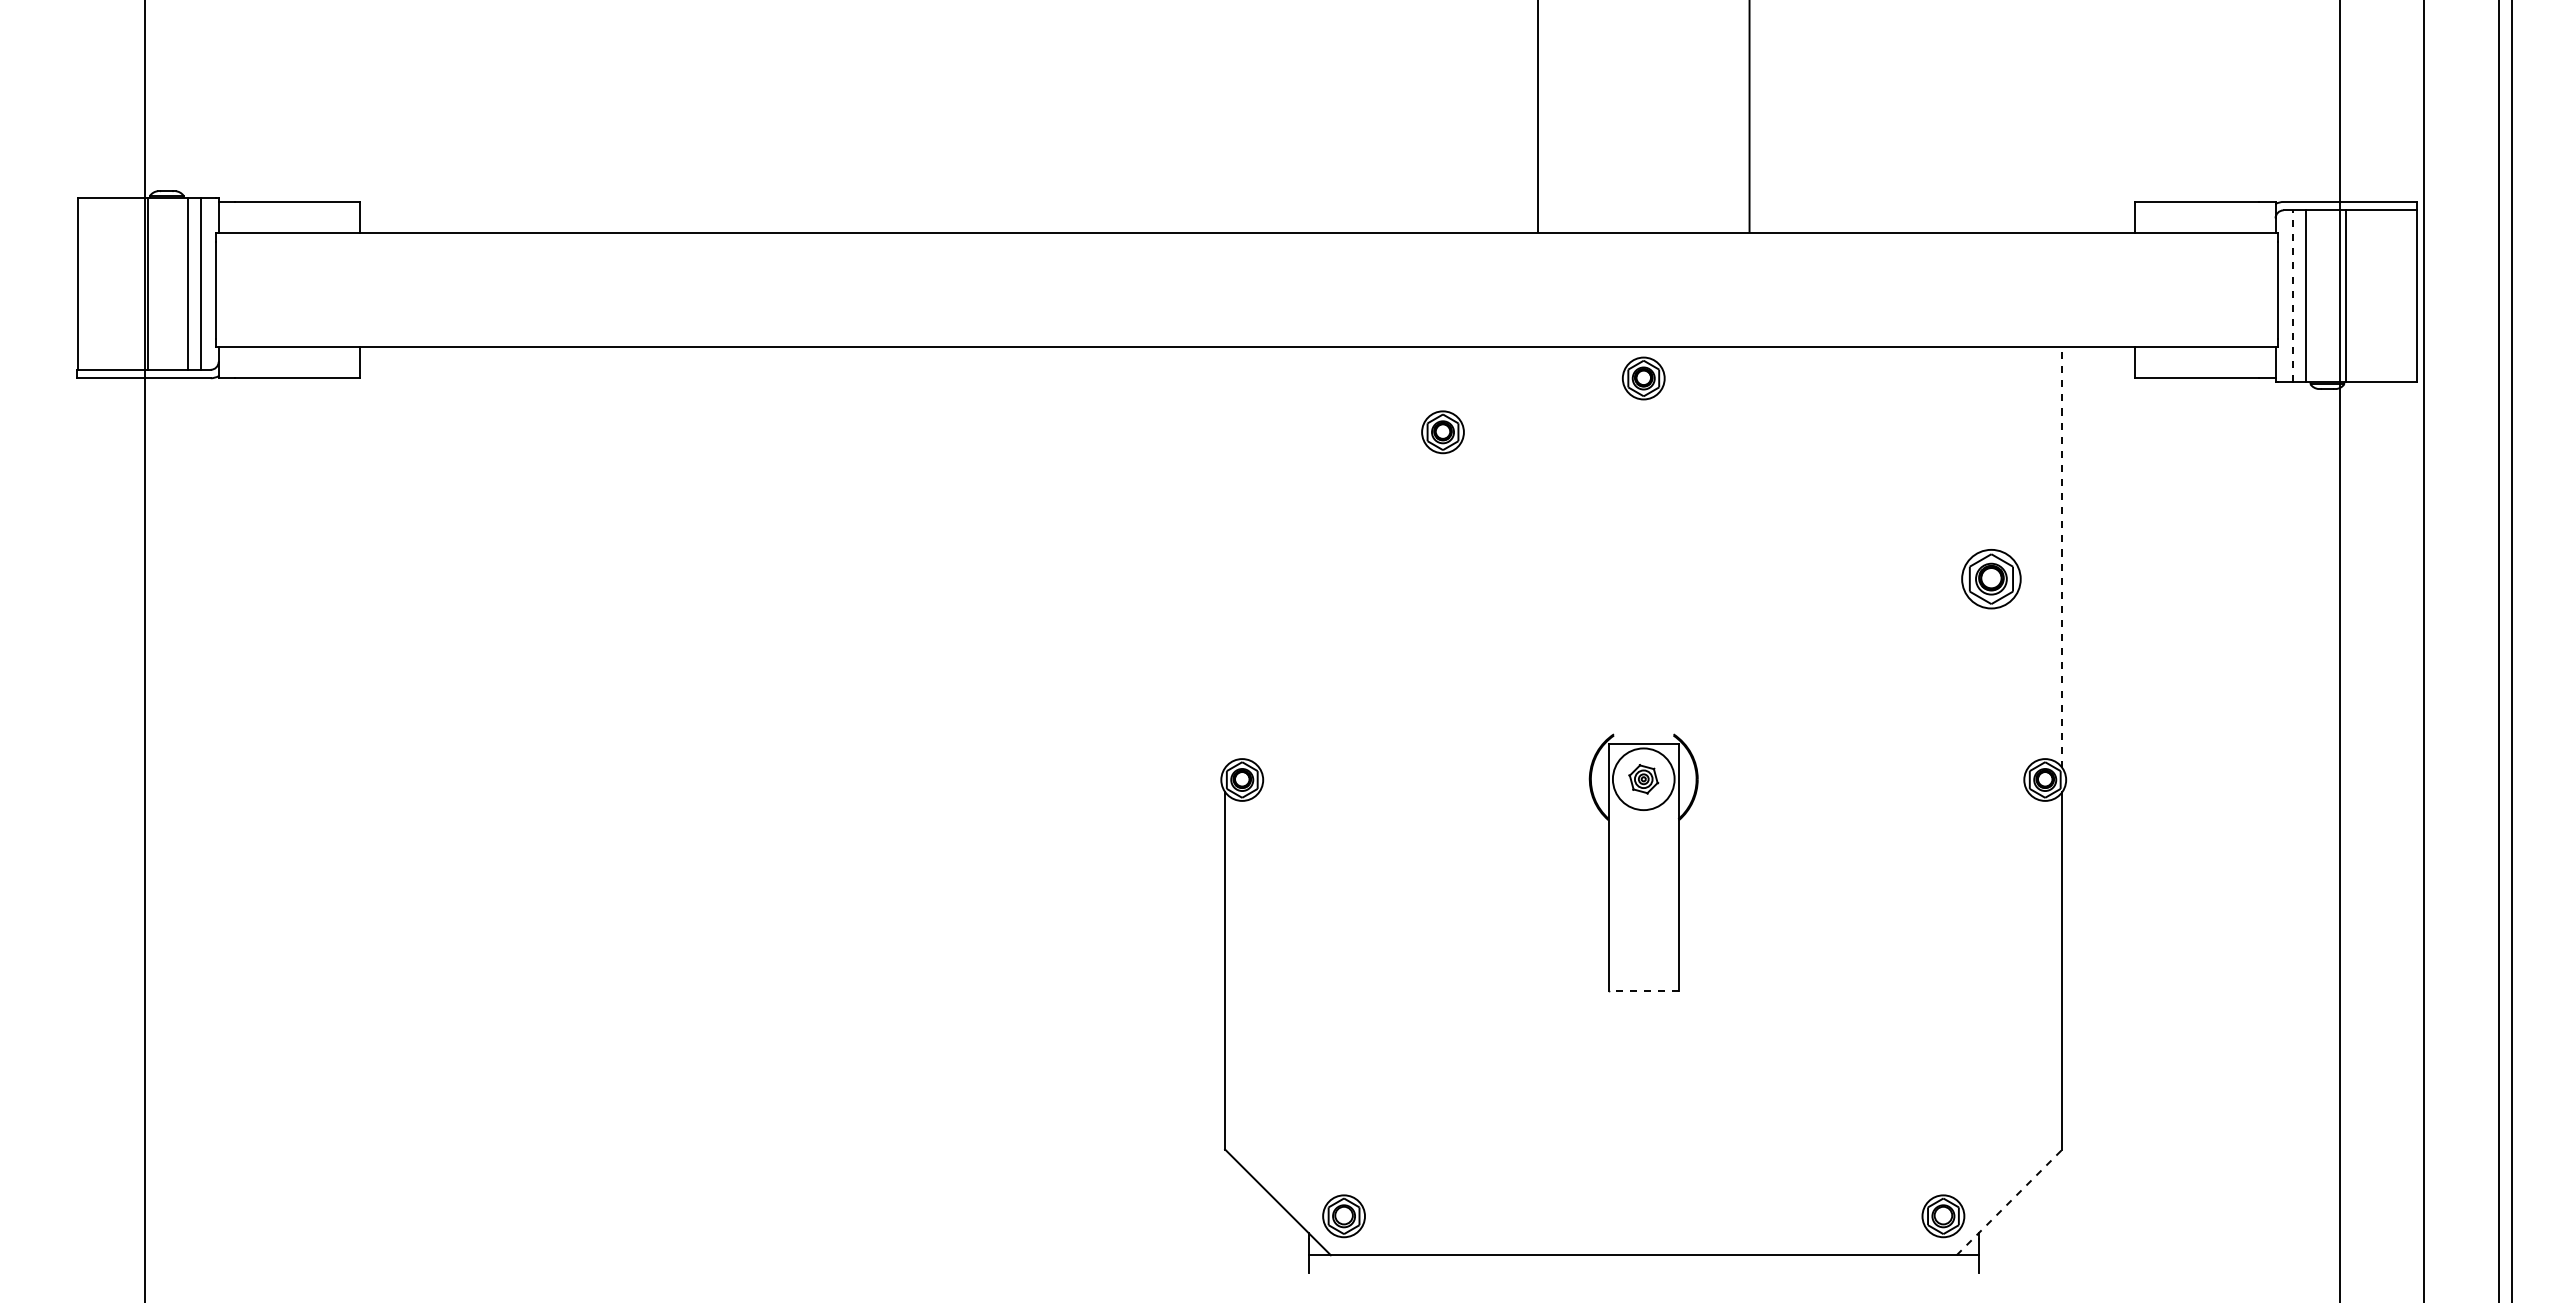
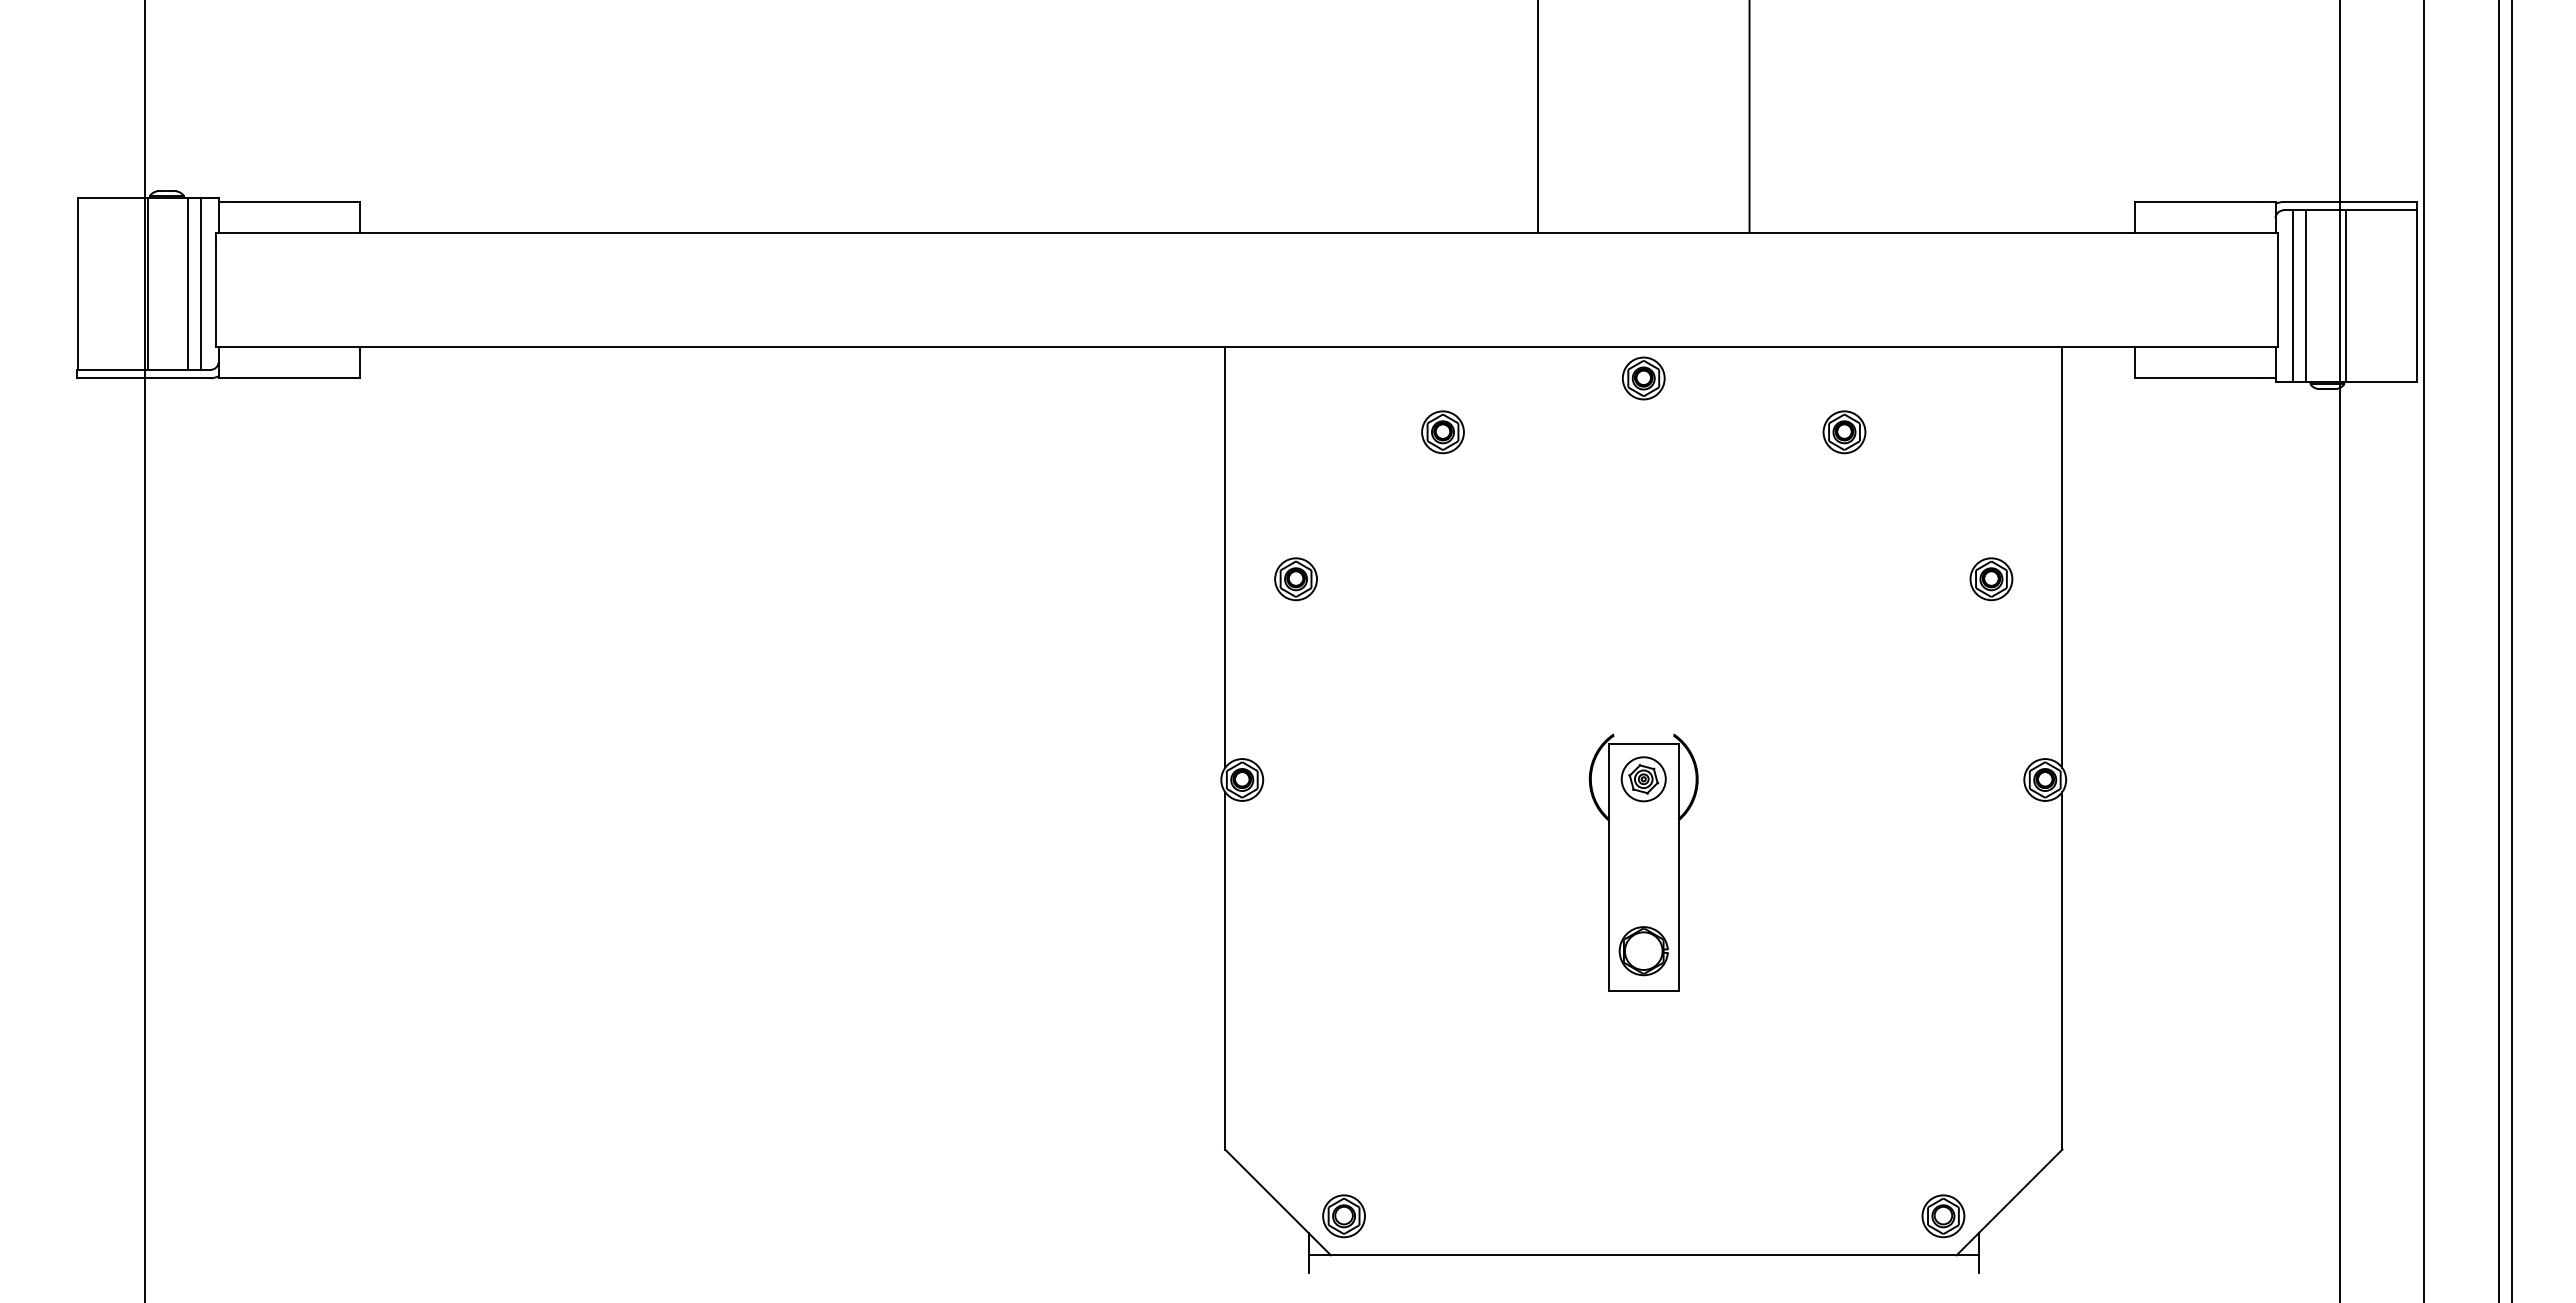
line: dashed -> solid (2293, 296)
part: none -> present (1844, 432)
line: none -> present (1225, 557)
line: dashed -> solid (2062, 557)
part: none -> present (1295, 579)
part size: 61x61 px -> 45x45 px (1991, 579)
circle diameter: 62 px -> 44 px (1643, 779)
part: none -> present (1643, 951)
line: dashed -> solid (1643, 990)
line: dashed -> solid (2009, 1202)
